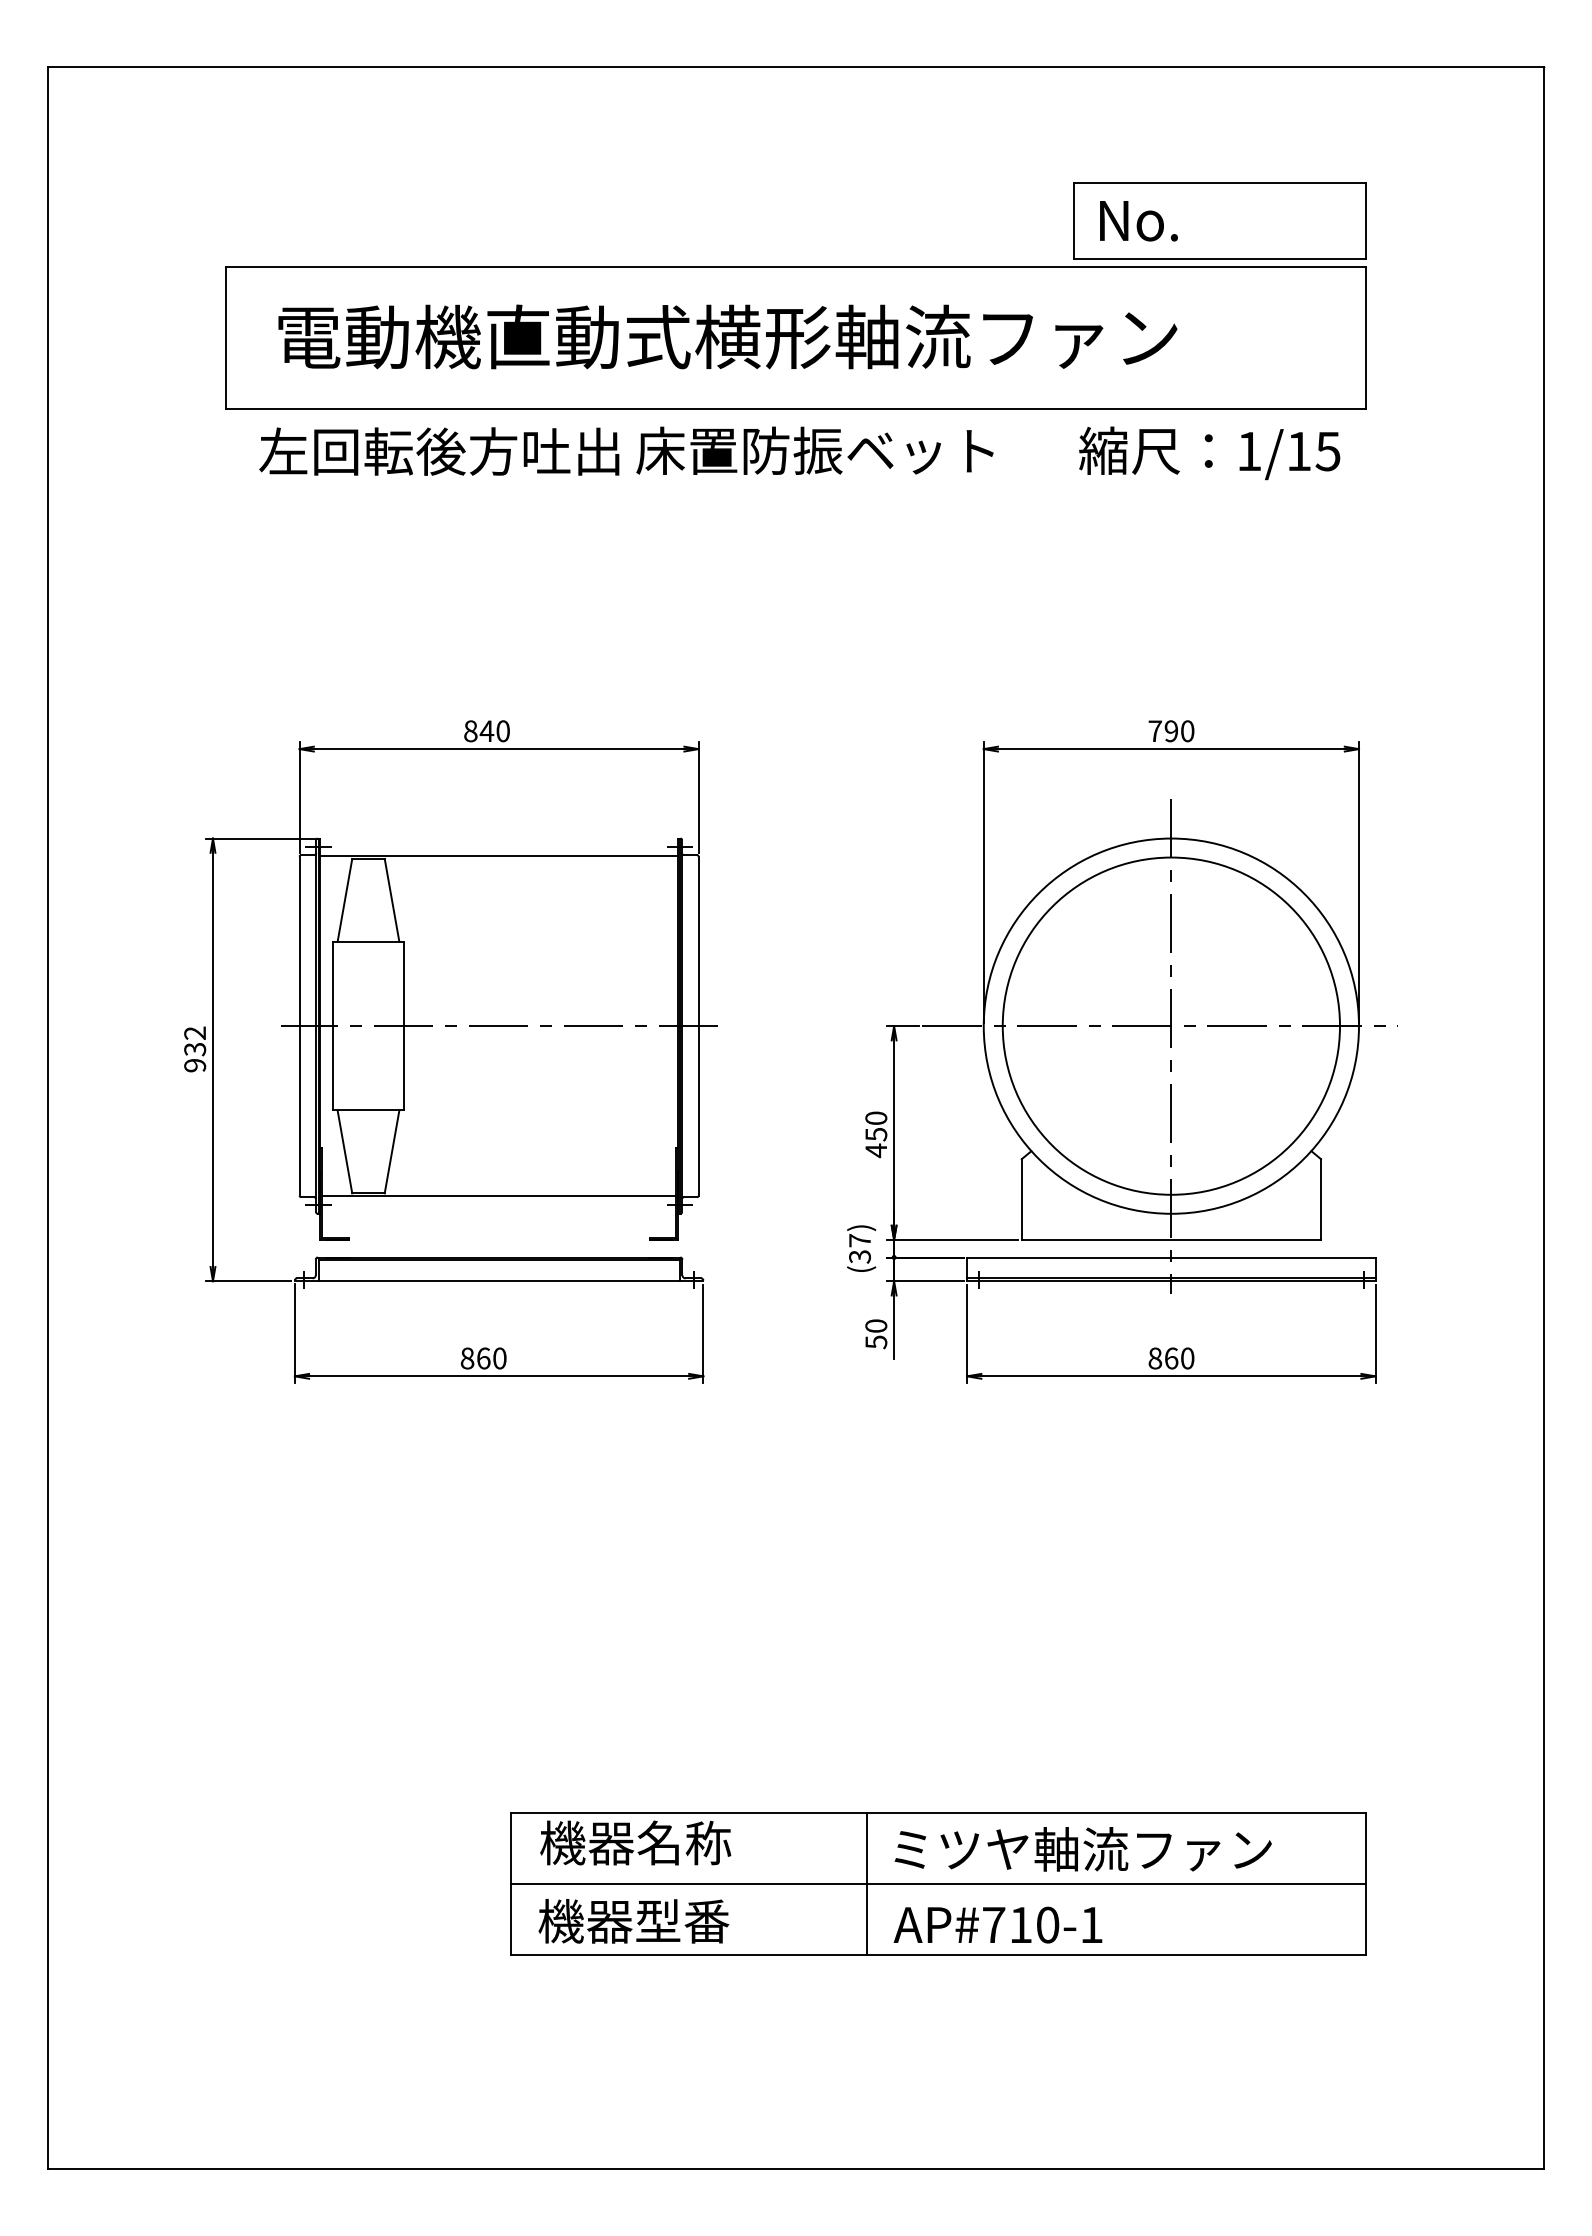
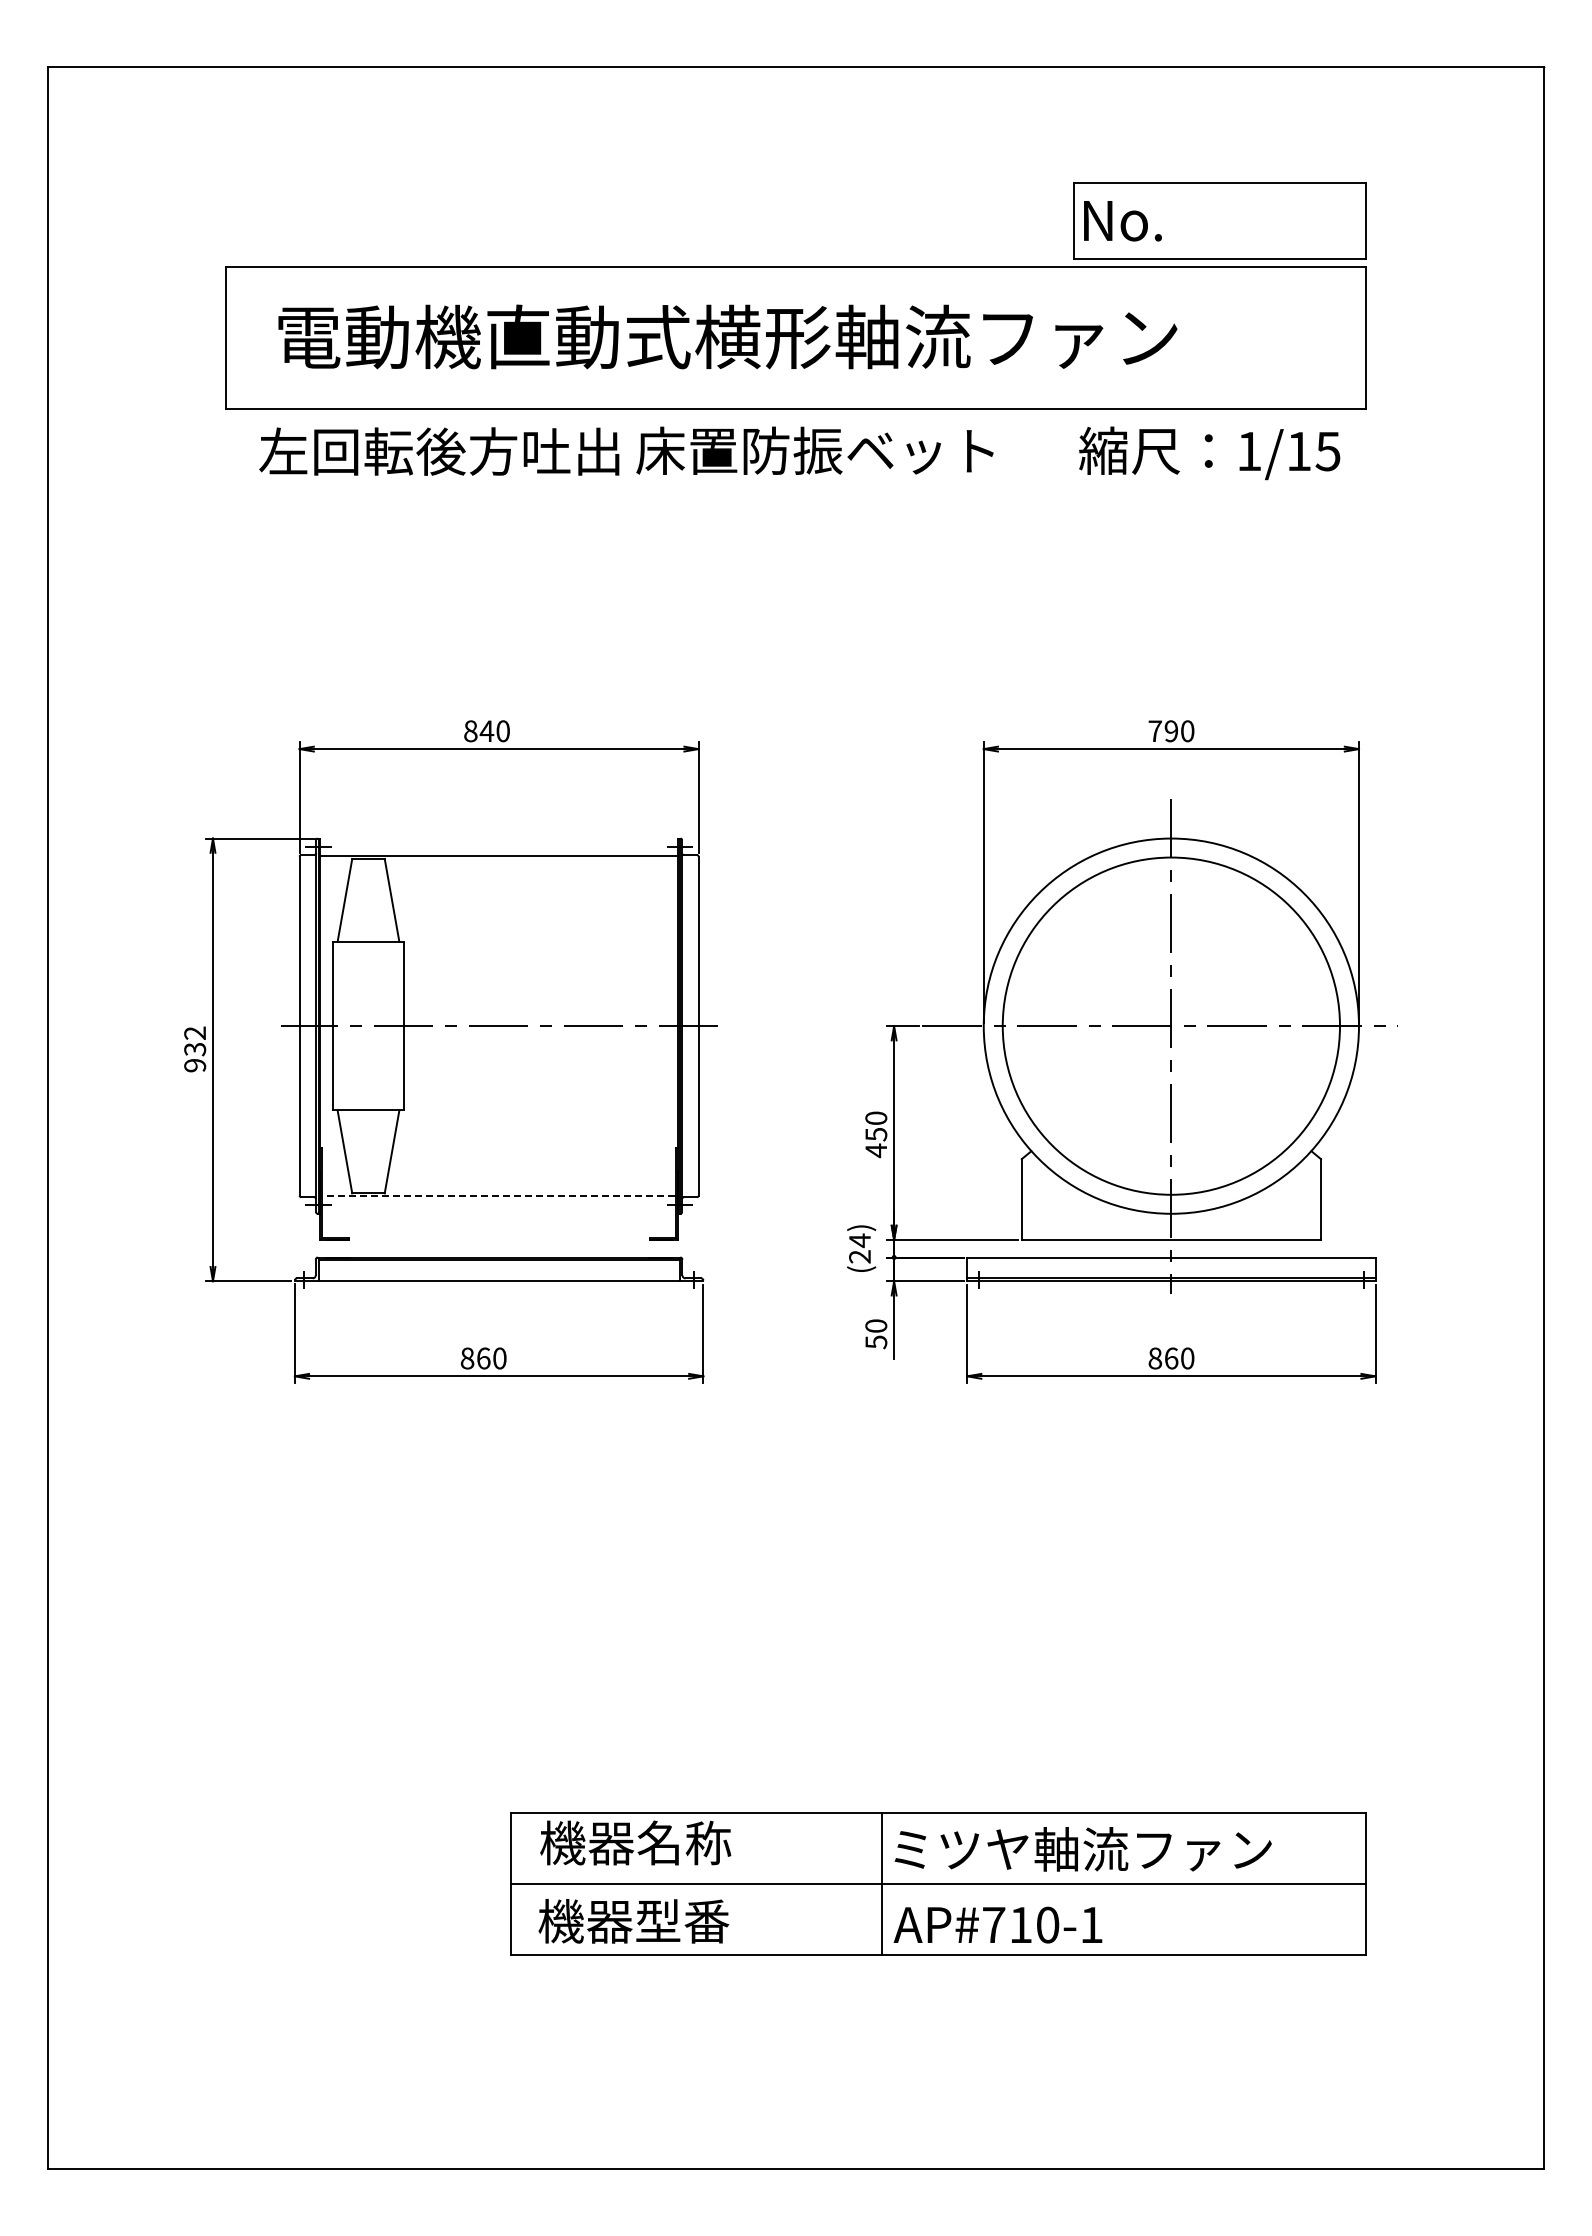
text position: (1138, 221) -> (1122, 221) (1122, 221)
line: solid -> dashed (498, 1196)
text: (37) -> (24) (859, 1248)
line position: (867, 1883) -> (882, 1883) (882, 1883)
